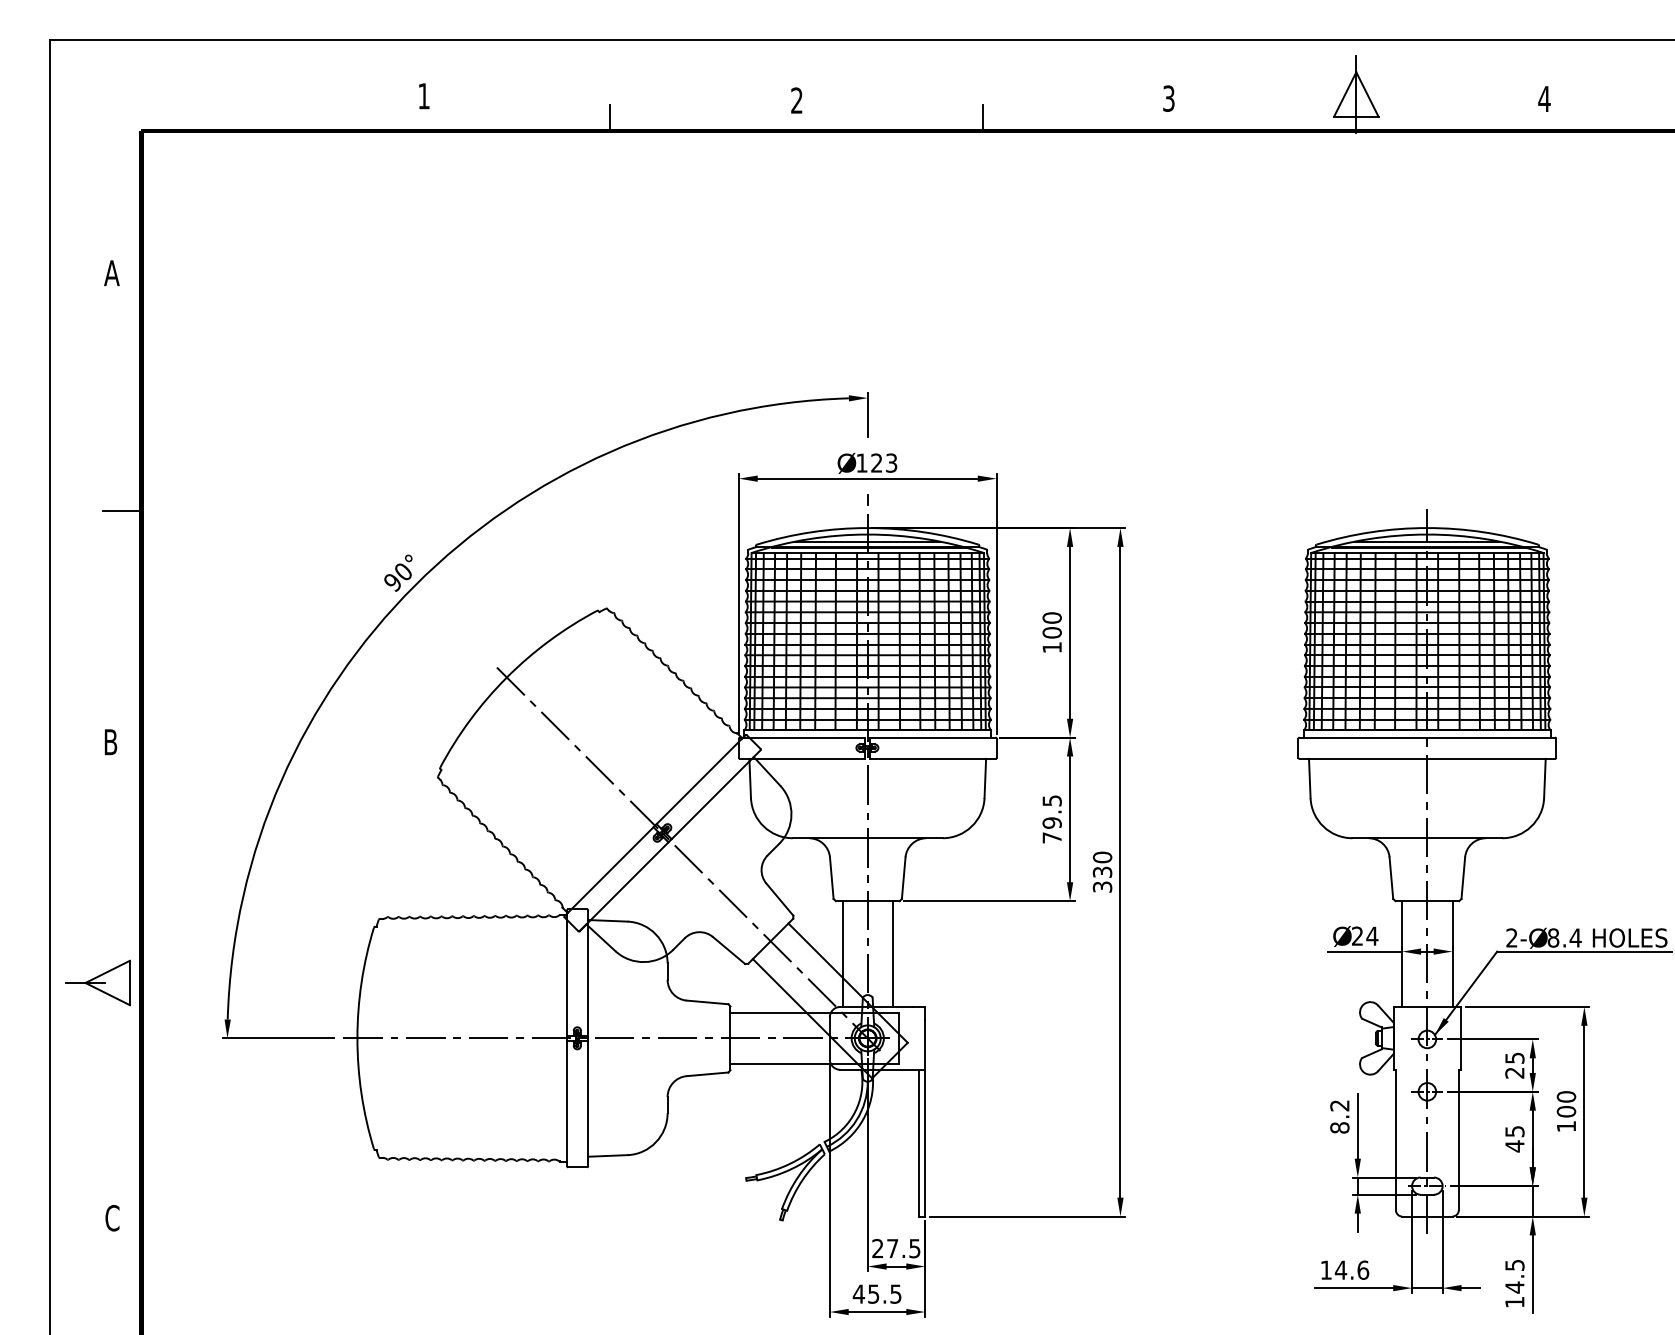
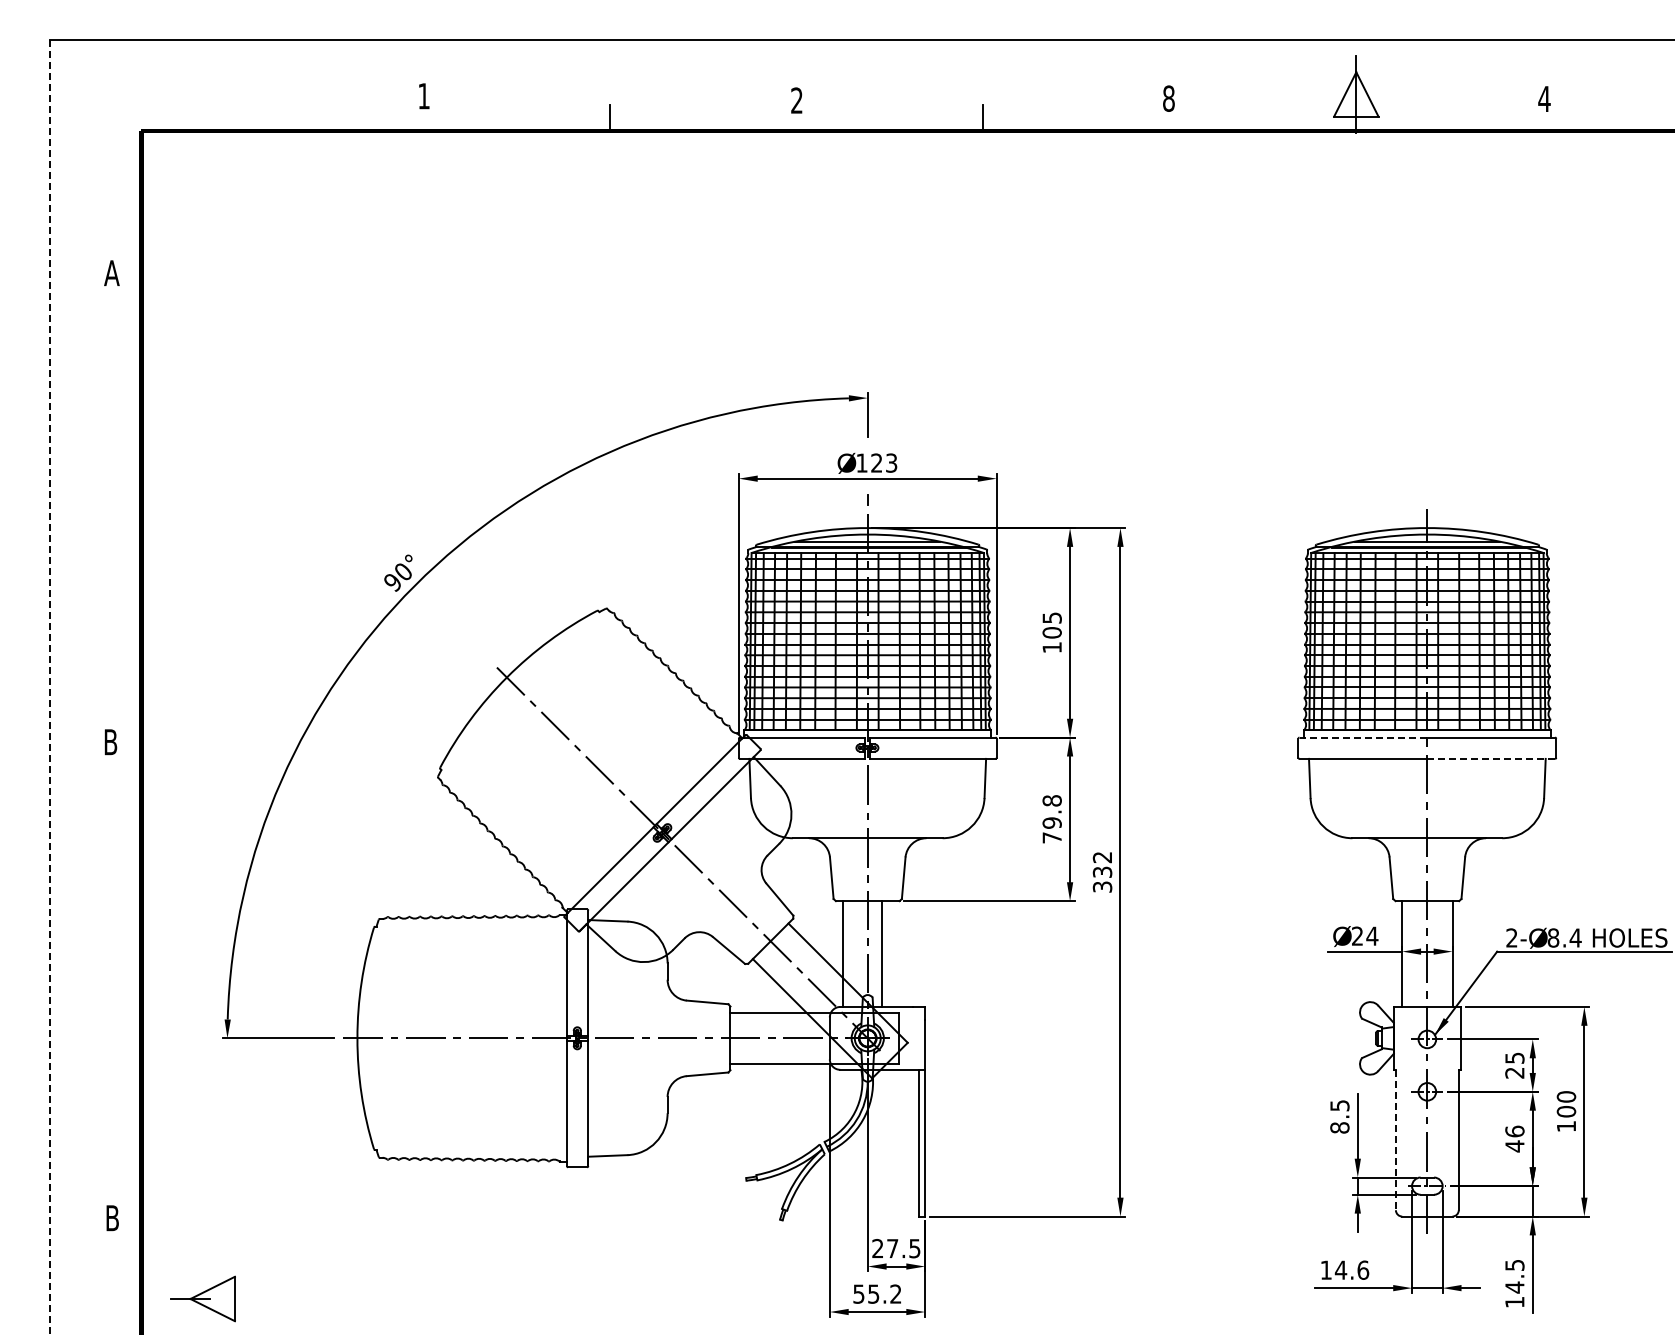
text: 3 -> 8 (1168, 98)
line: present -> none (121, 511)
text: 100 -> 105 (1051, 617)
line: solid -> dashed (50, 687)
line: solid -> dashed (1363, 737)
line: solid -> dashed (1491, 758)
text: 79.5 -> 79.8 (1051, 800)
text: 330 -> 332 (1102, 857)
line position: (892, 953) -> (881, 953) (881, 953)
part position: (97, 982) -> (202, 1298) (202, 1298)
text: 8.2 -> 8.5 (1339, 1105)
text: 45 -> 46 (1514, 1131)
line: solid -> dashed (1395, 1140)
text: C -> B (112, 1218)
text: 45.5 -> 55.2 (876, 1293)
